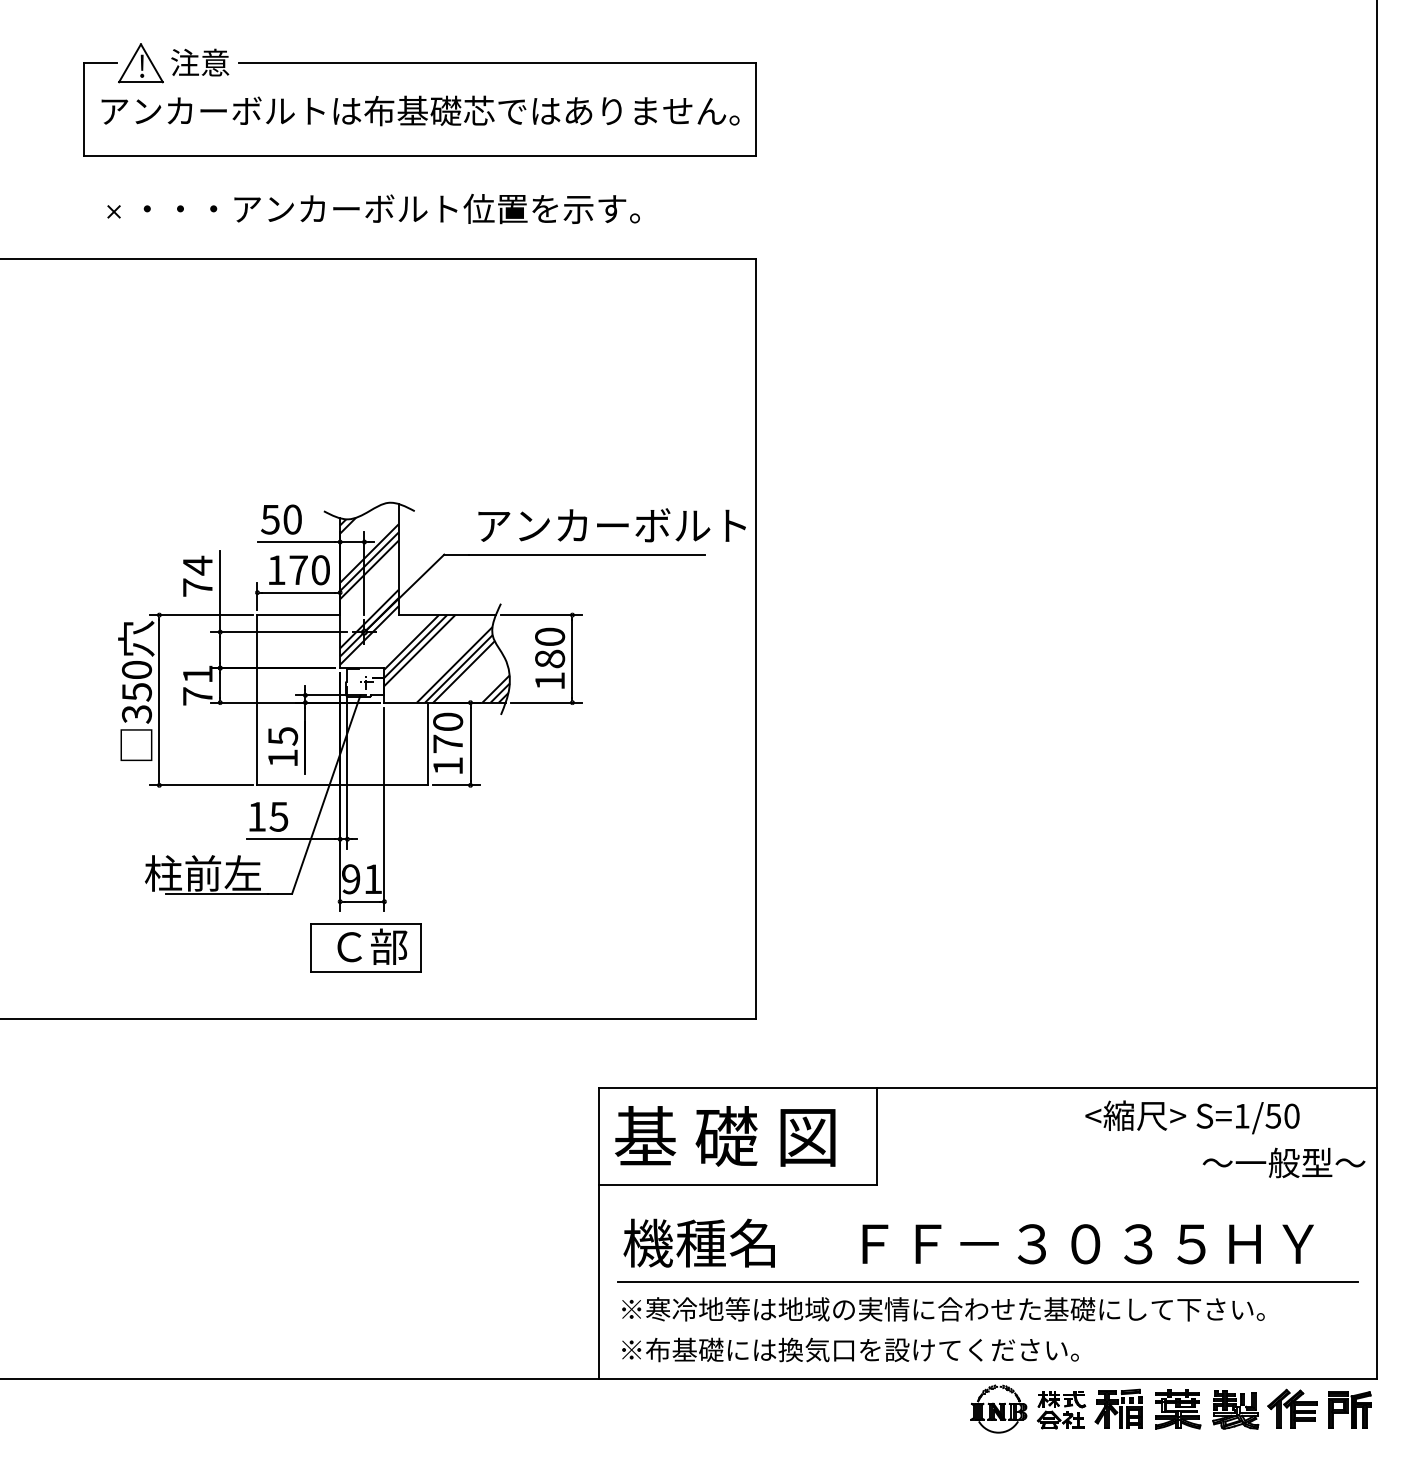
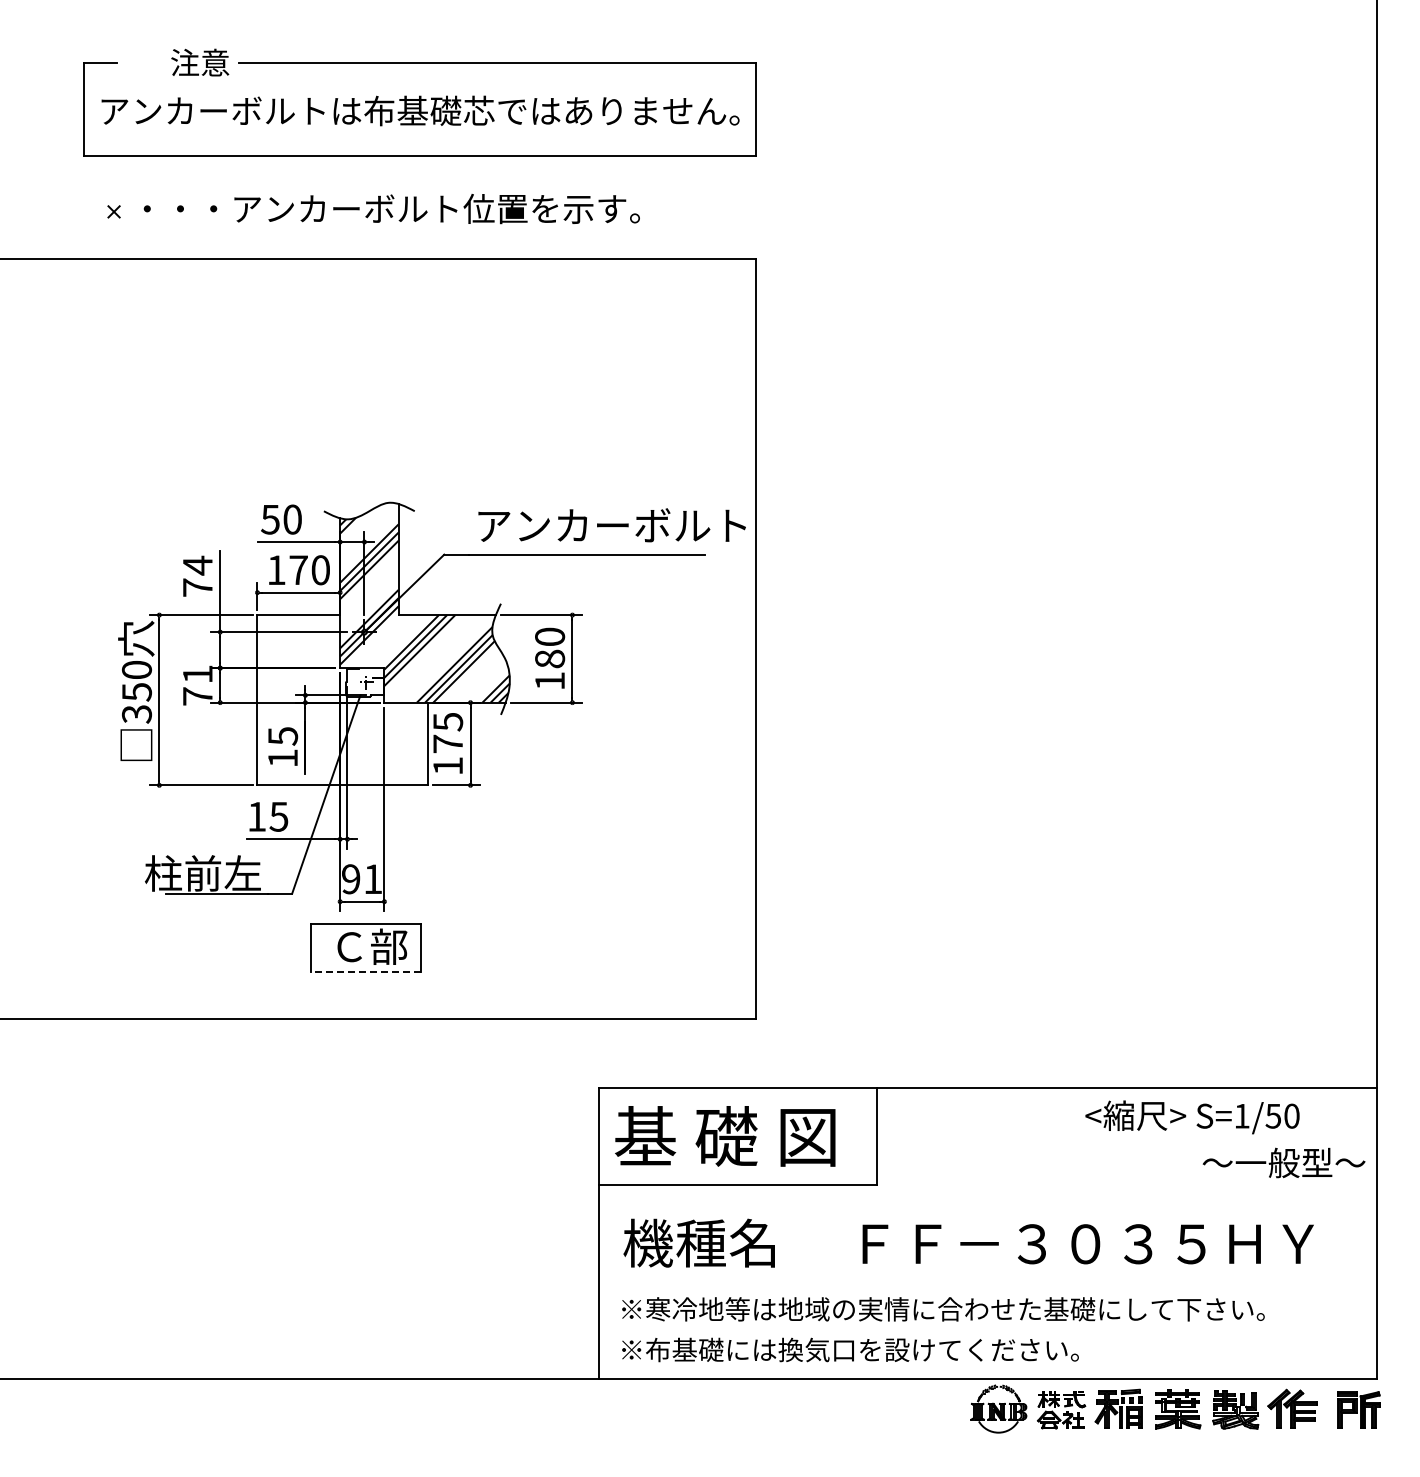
part: present -> none (140, 63)
text: 170 -> 175 (448, 721)
line: solid -> dashed (365, 972)
line: present -> none (987, 1282)
part position: (1349, 1409) -> (1358, 1409) (1358, 1409)
